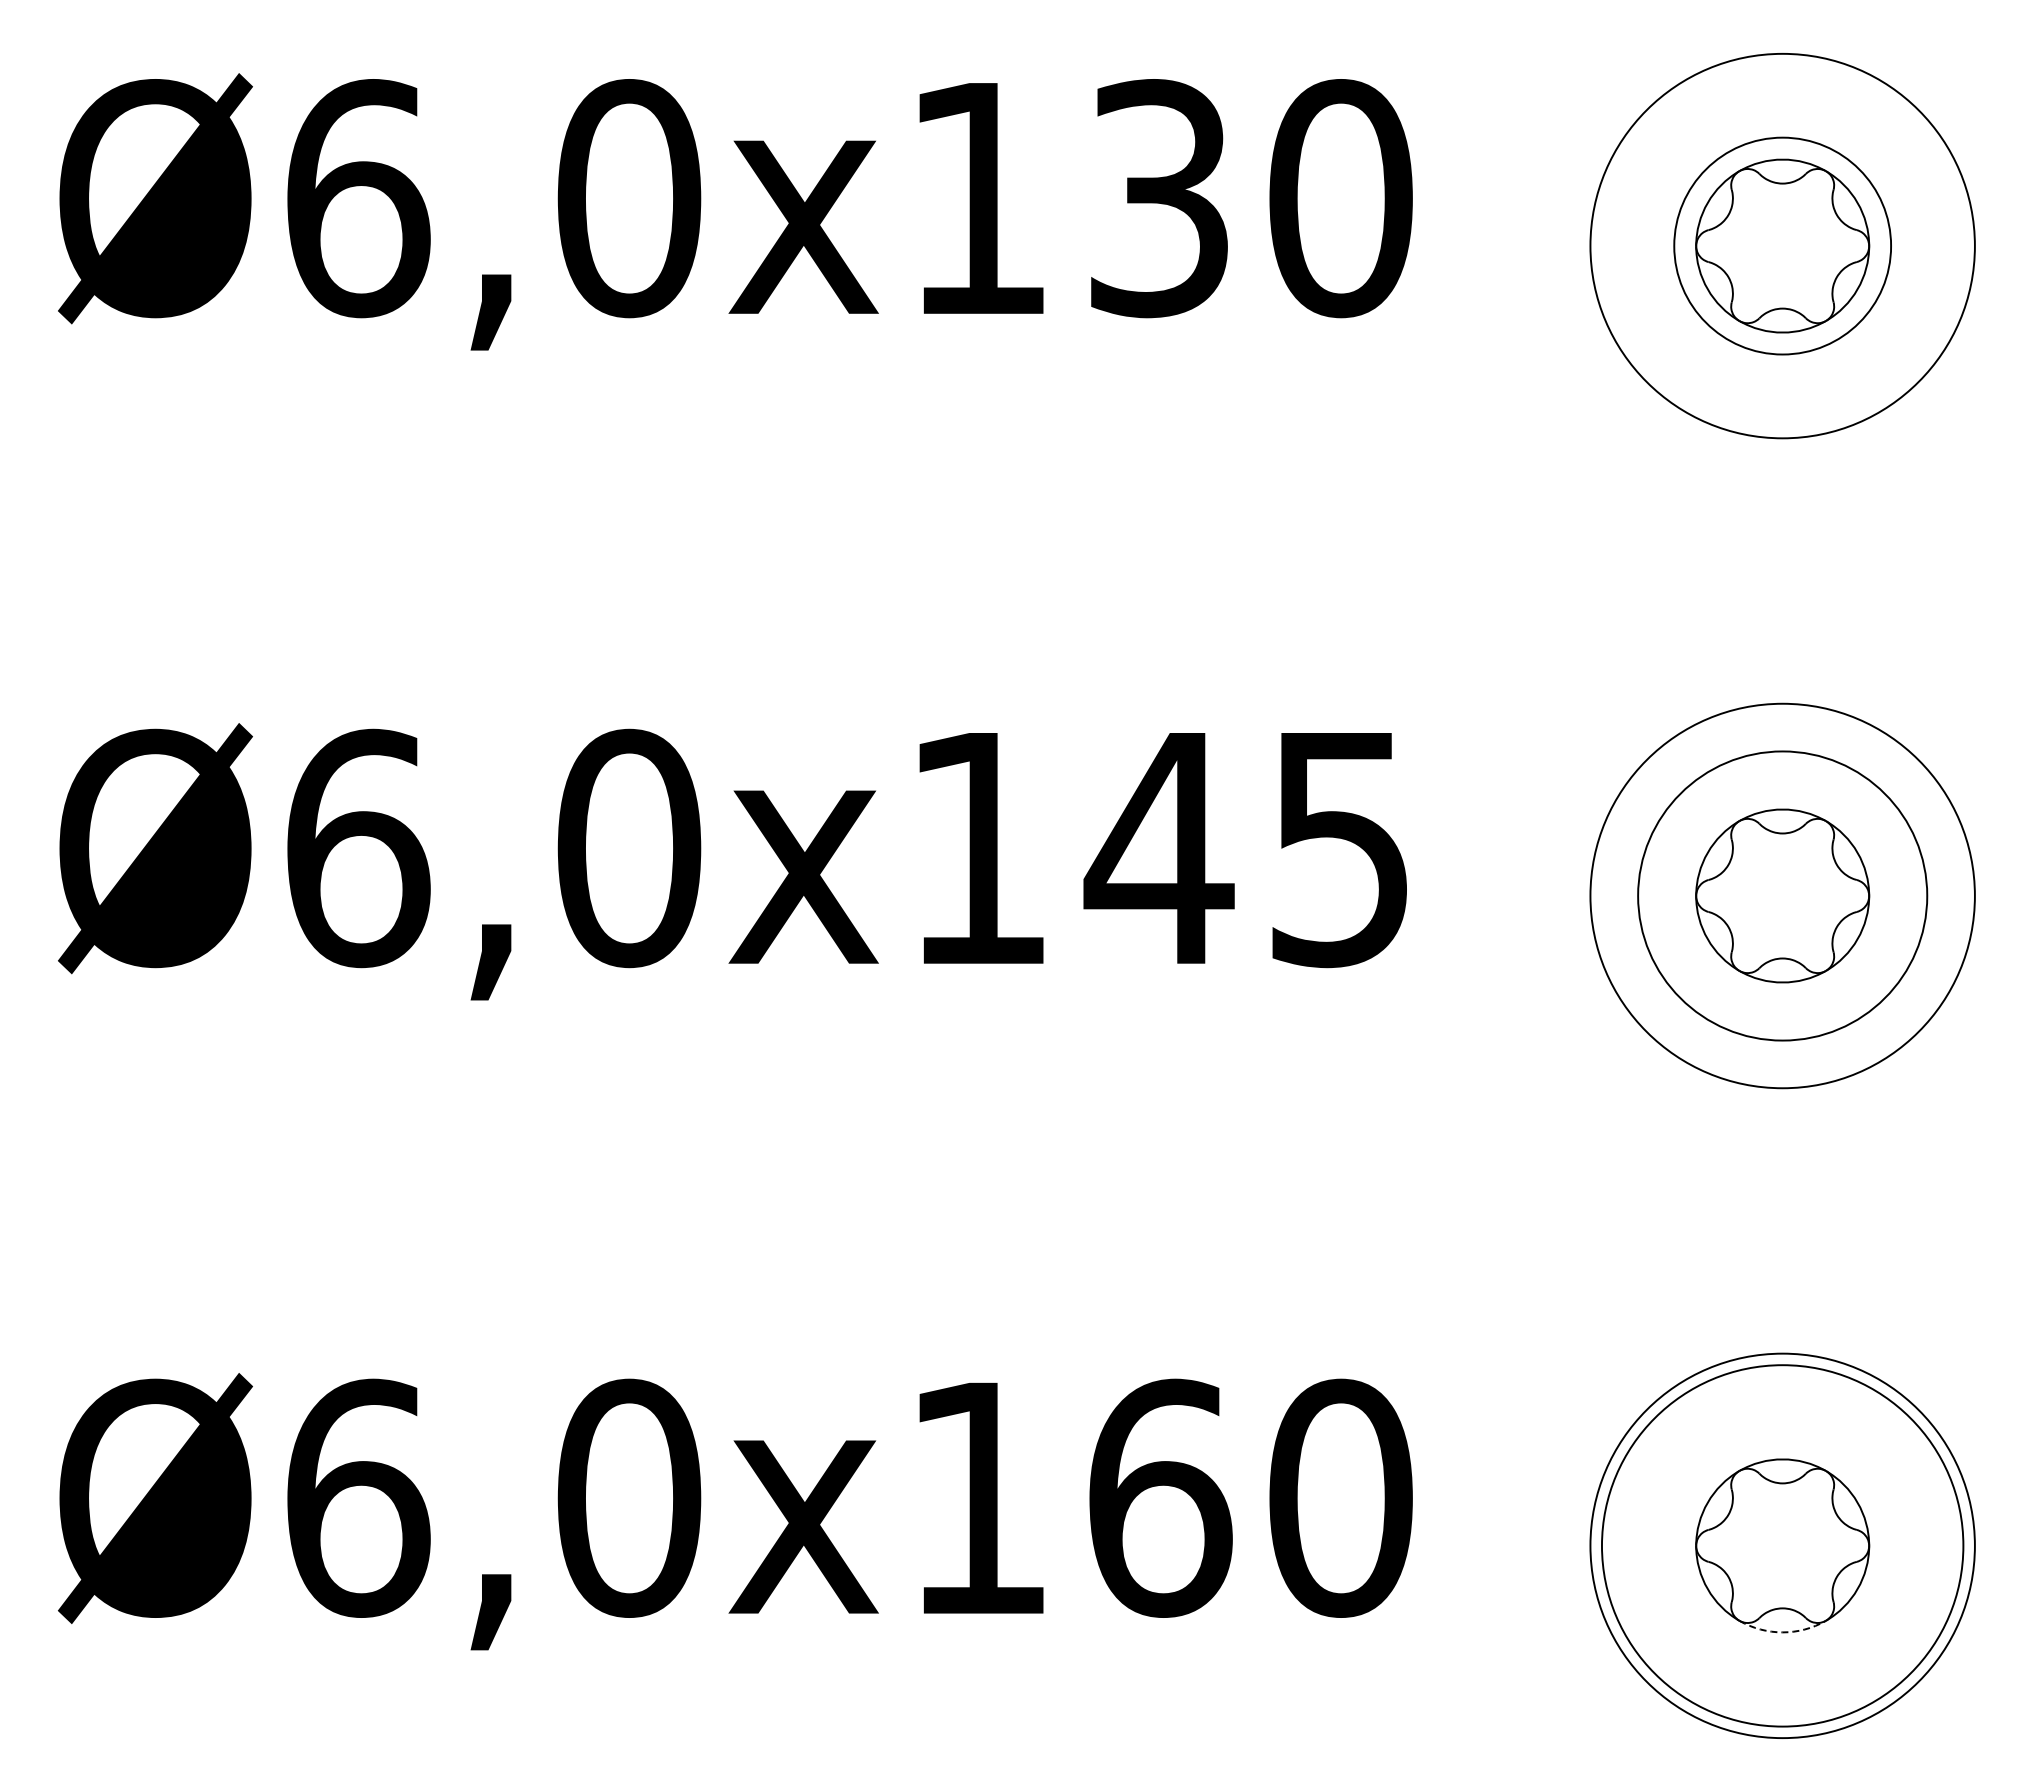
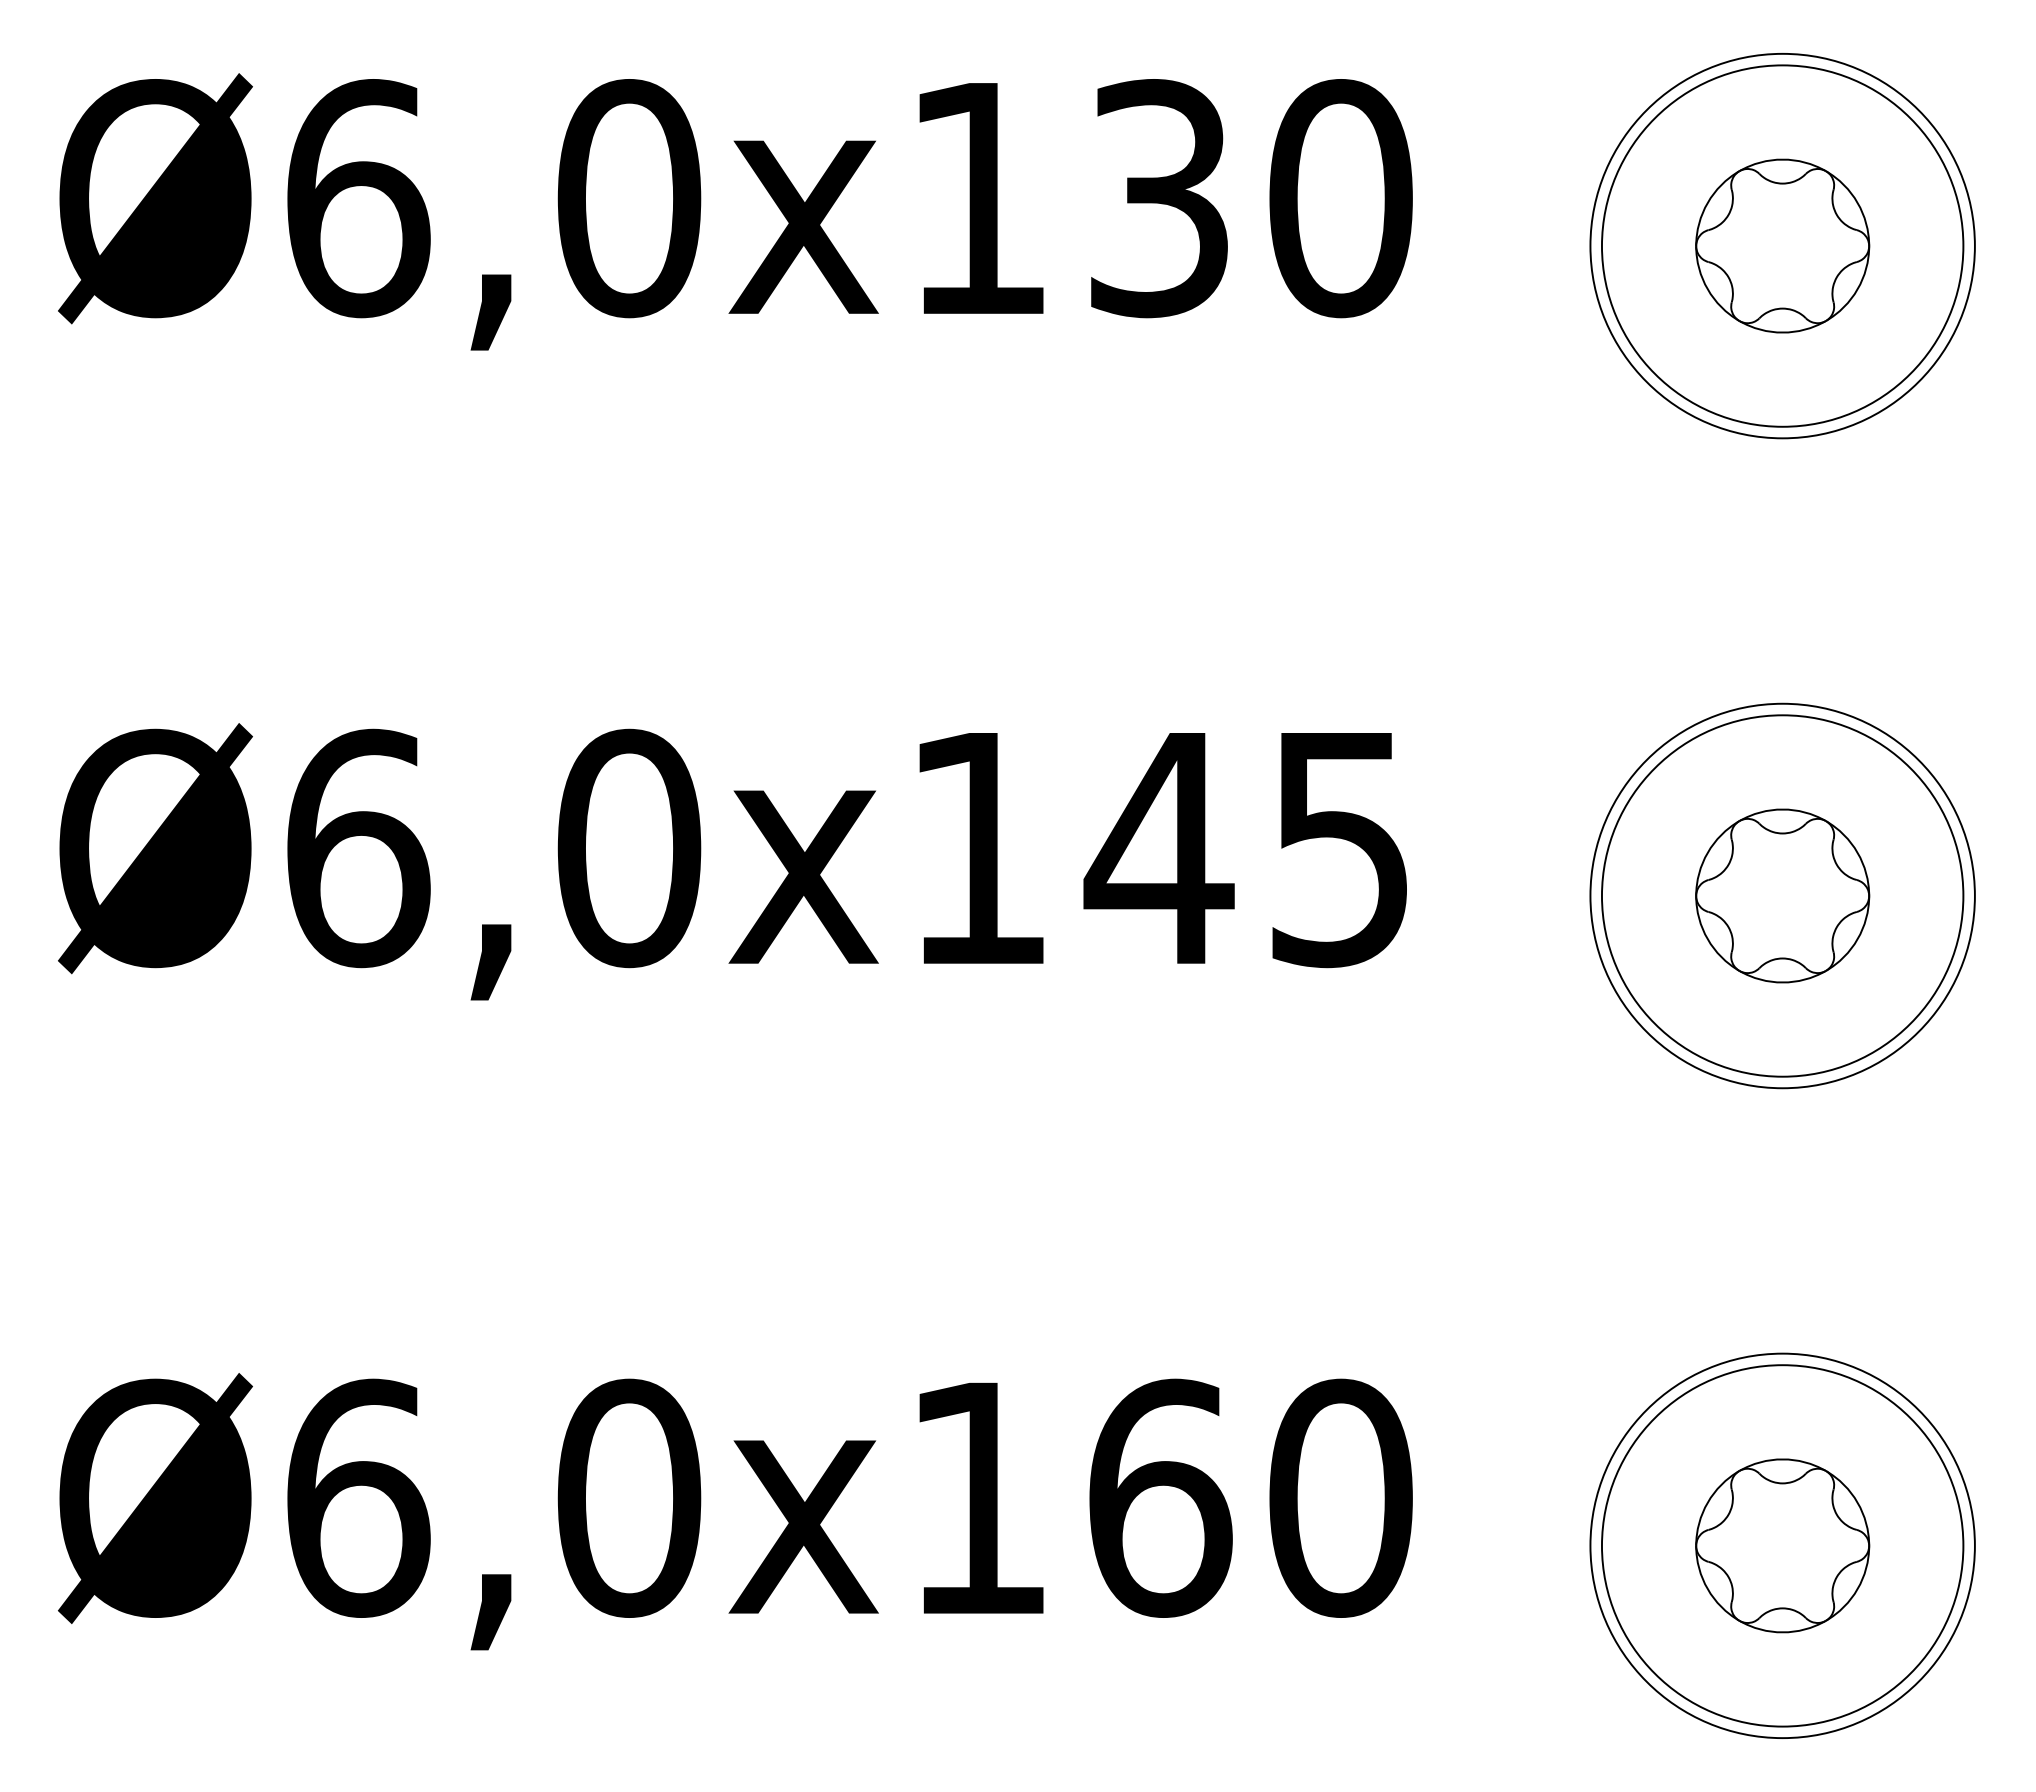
circle diameter: 217 px -> 361 px (1782, 245)
circle diameter: 289 px -> 361 px (1782, 895)
arc: dashed -> solid (1782, 1632)
